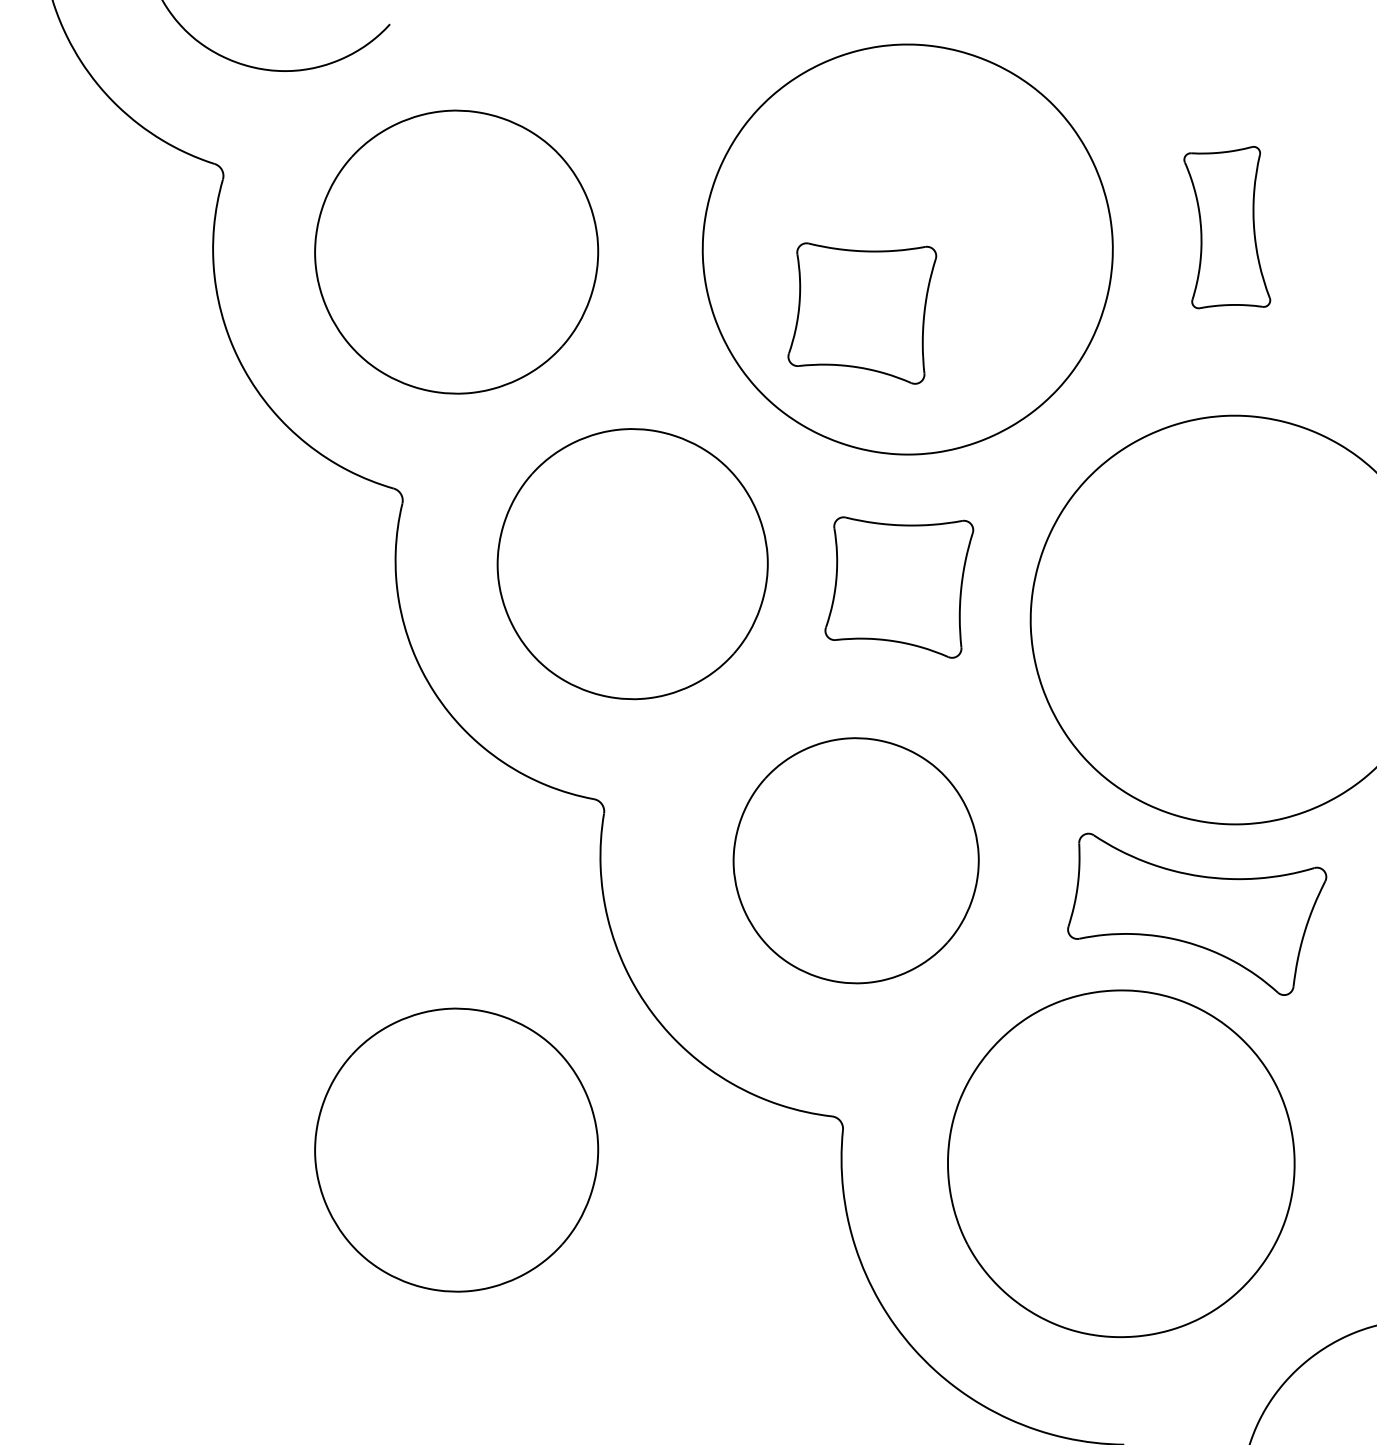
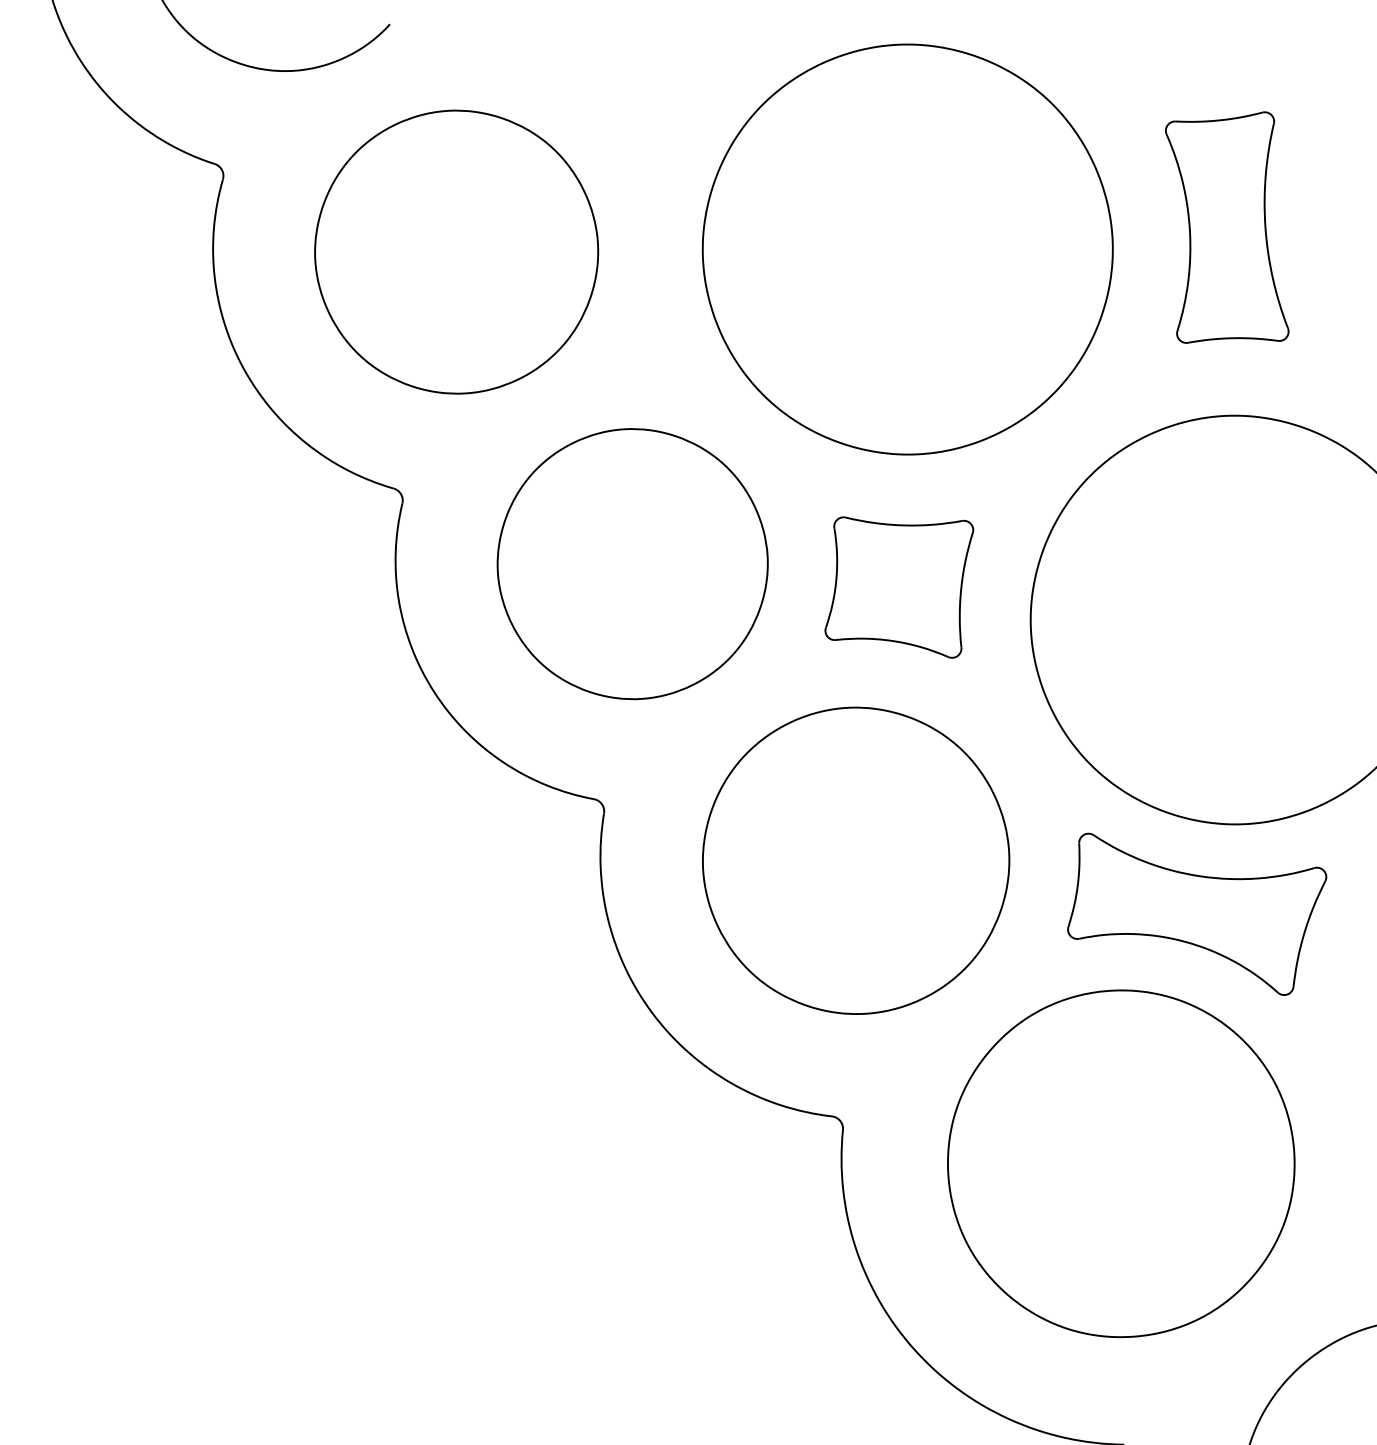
part size: 89x164 px -> 125x233 px (1227, 227)
part: present -> none (862, 313)
part size: 248x248 px -> 309x309 px (856, 860)
part: present -> none (456, 1149)
